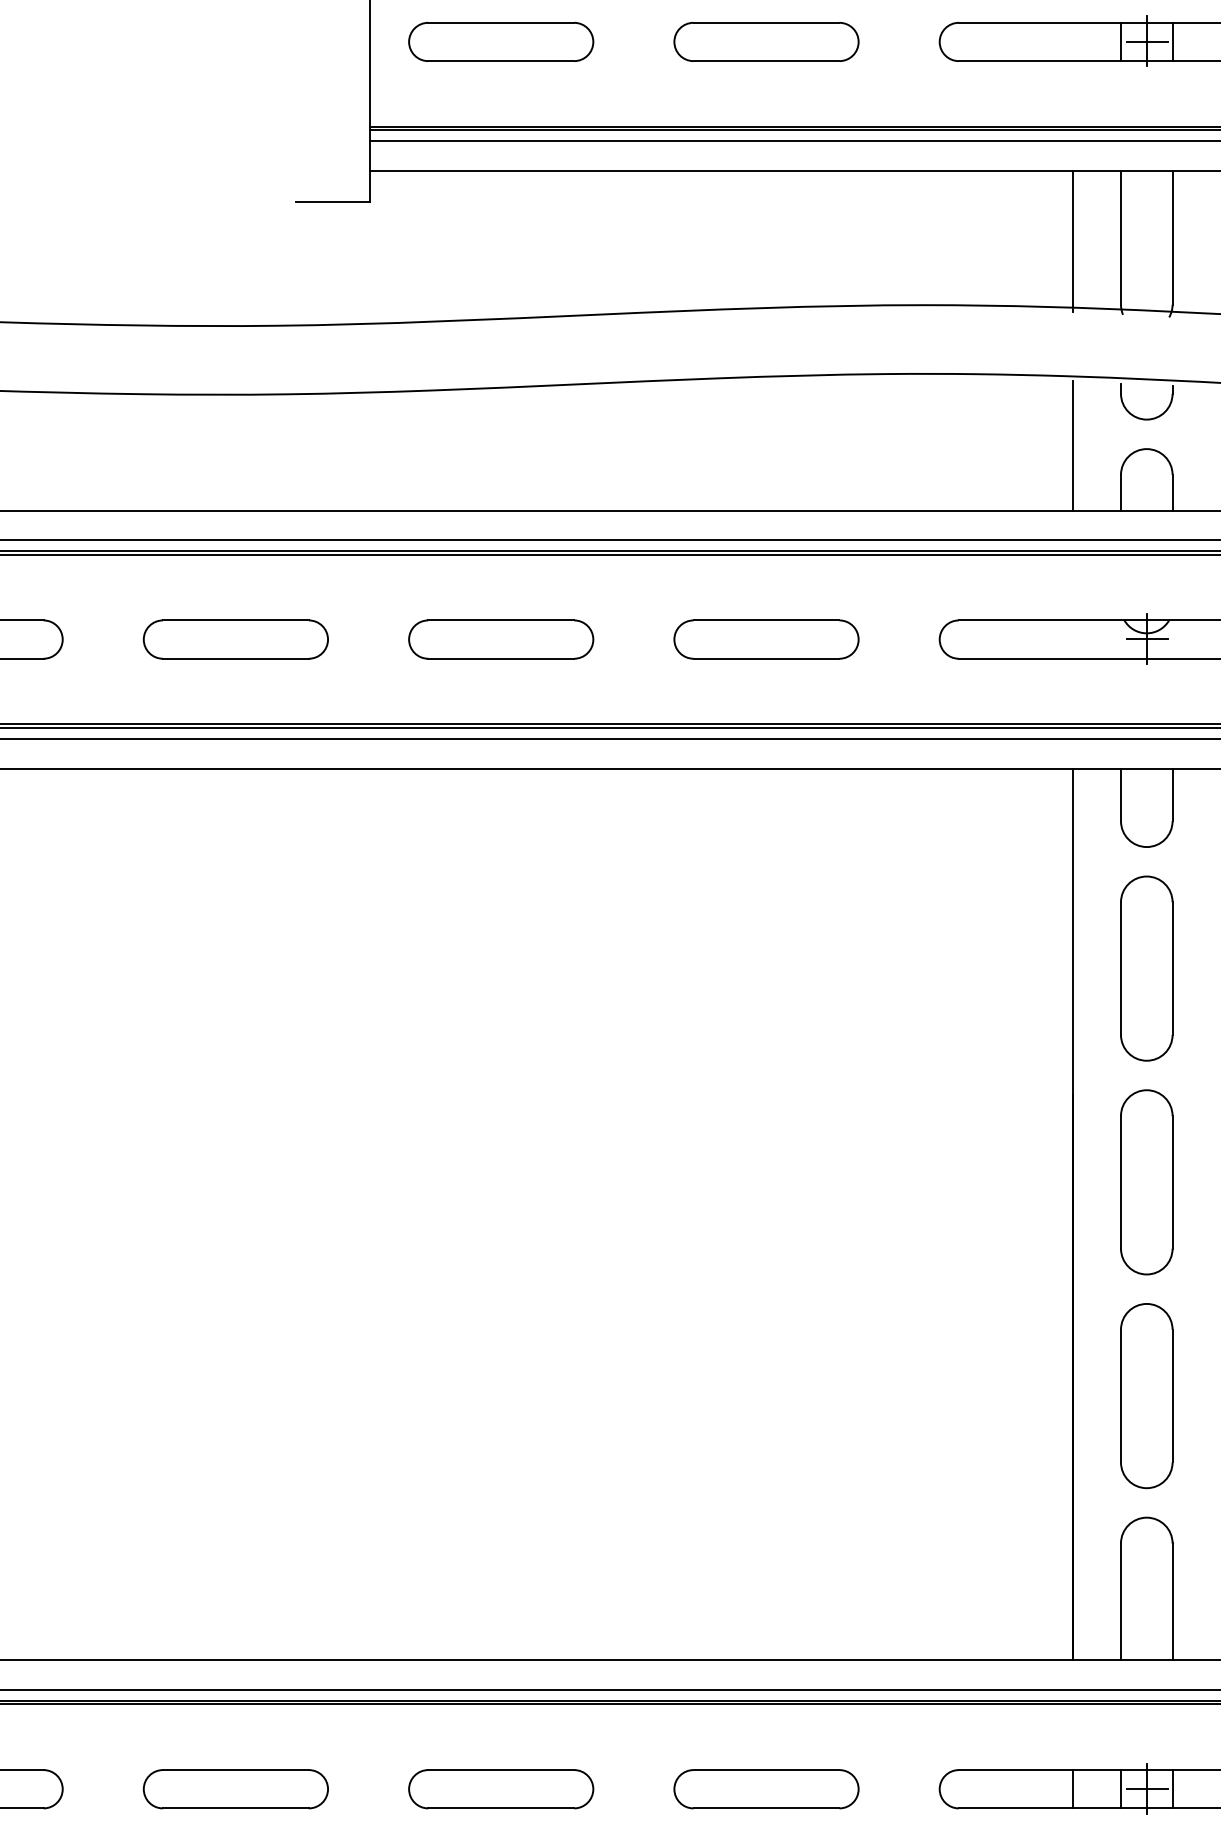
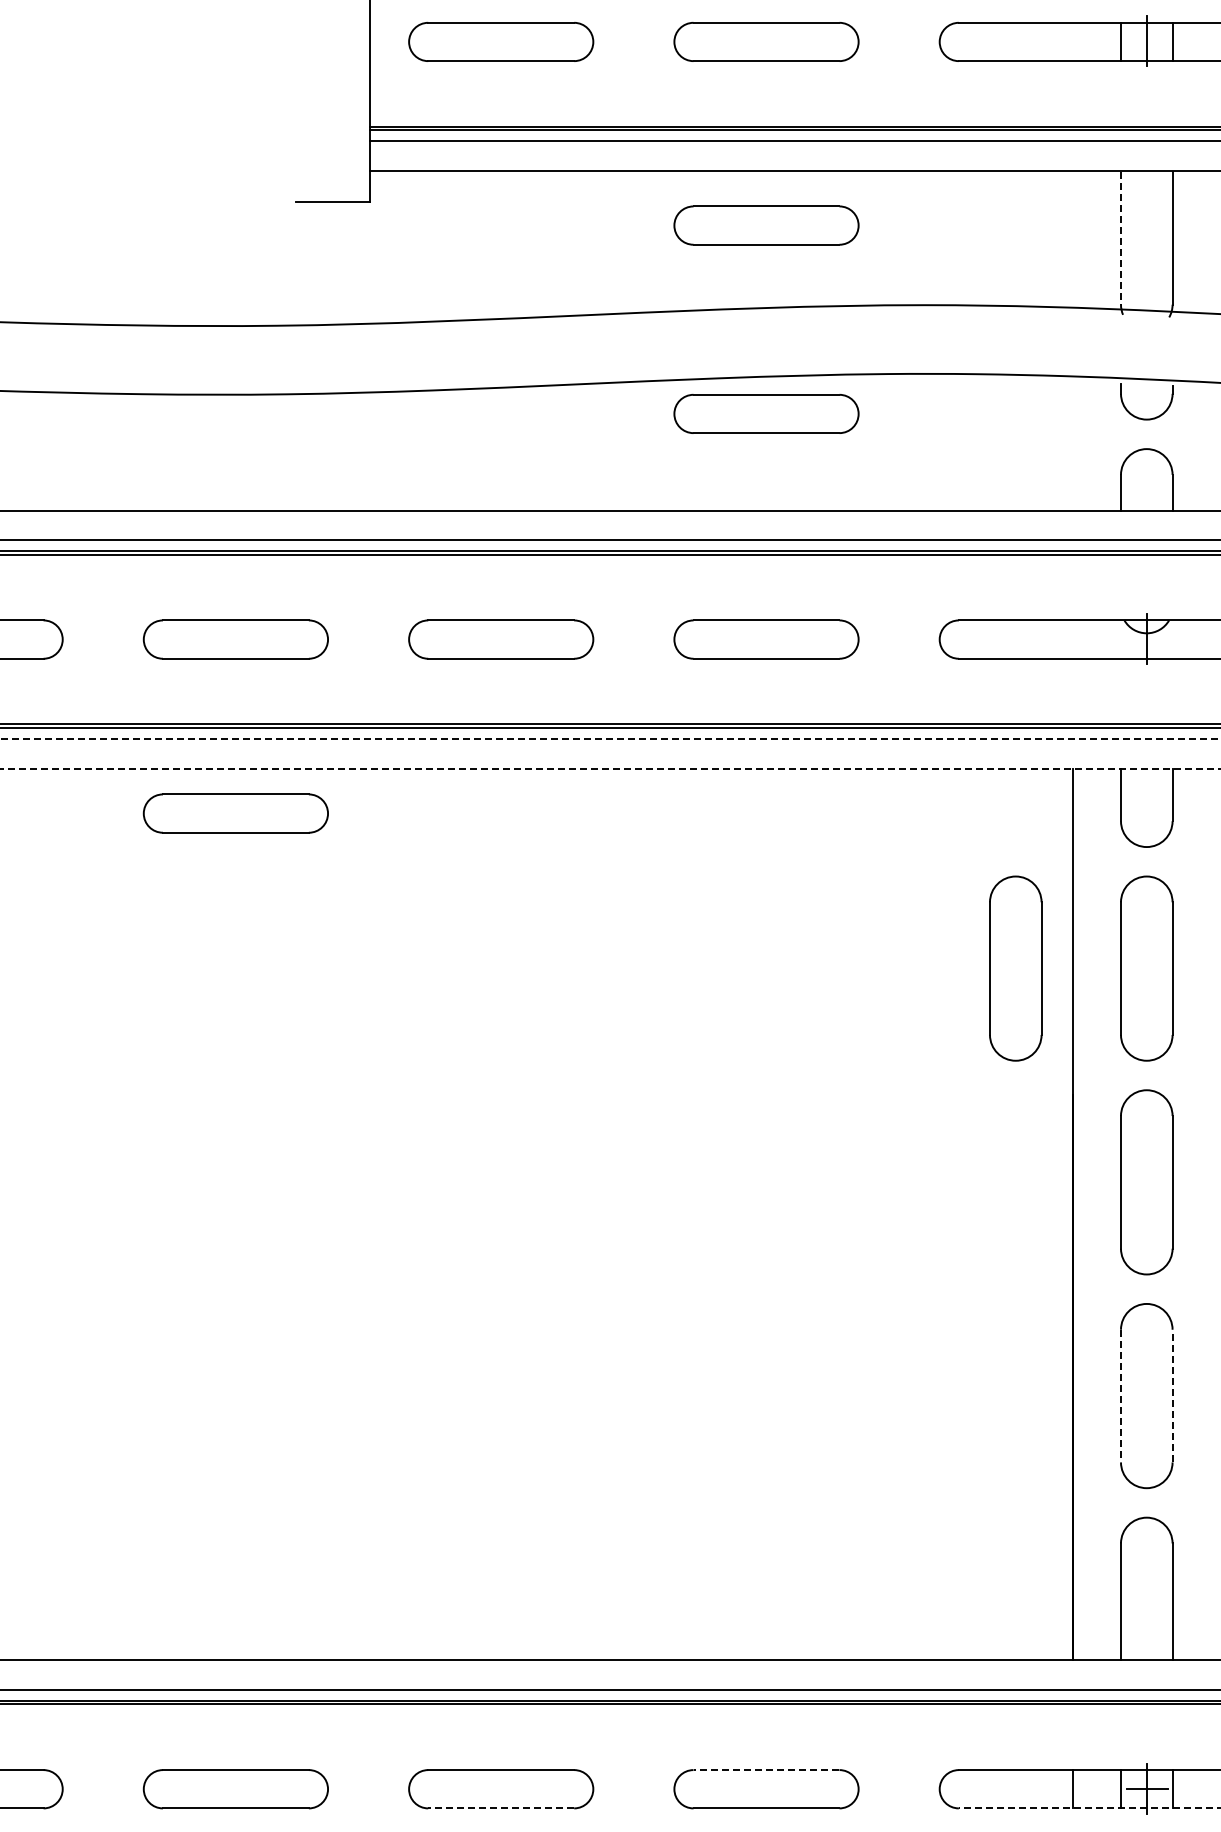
line: present -> none (1147, 41)
part: none -> present (766, 225)
line: solid -> dashed (1120, 238)
line: present -> none (1073, 241)
part: none -> present (766, 413)
line: present -> none (1073, 445)
line: present -> none (1147, 639)
line: solid -> dashed (610, 739)
line: solid -> dashed (610, 768)
part: none -> present (235, 813)
part: none -> present (1015, 968)
line: solid -> dashed (1172, 1395)
line: solid -> dashed (1120, 1396)
line: solid -> dashed (766, 1770)
line: solid -> dashed (501, 1808)
line: solid -> dashed (1089, 1808)
